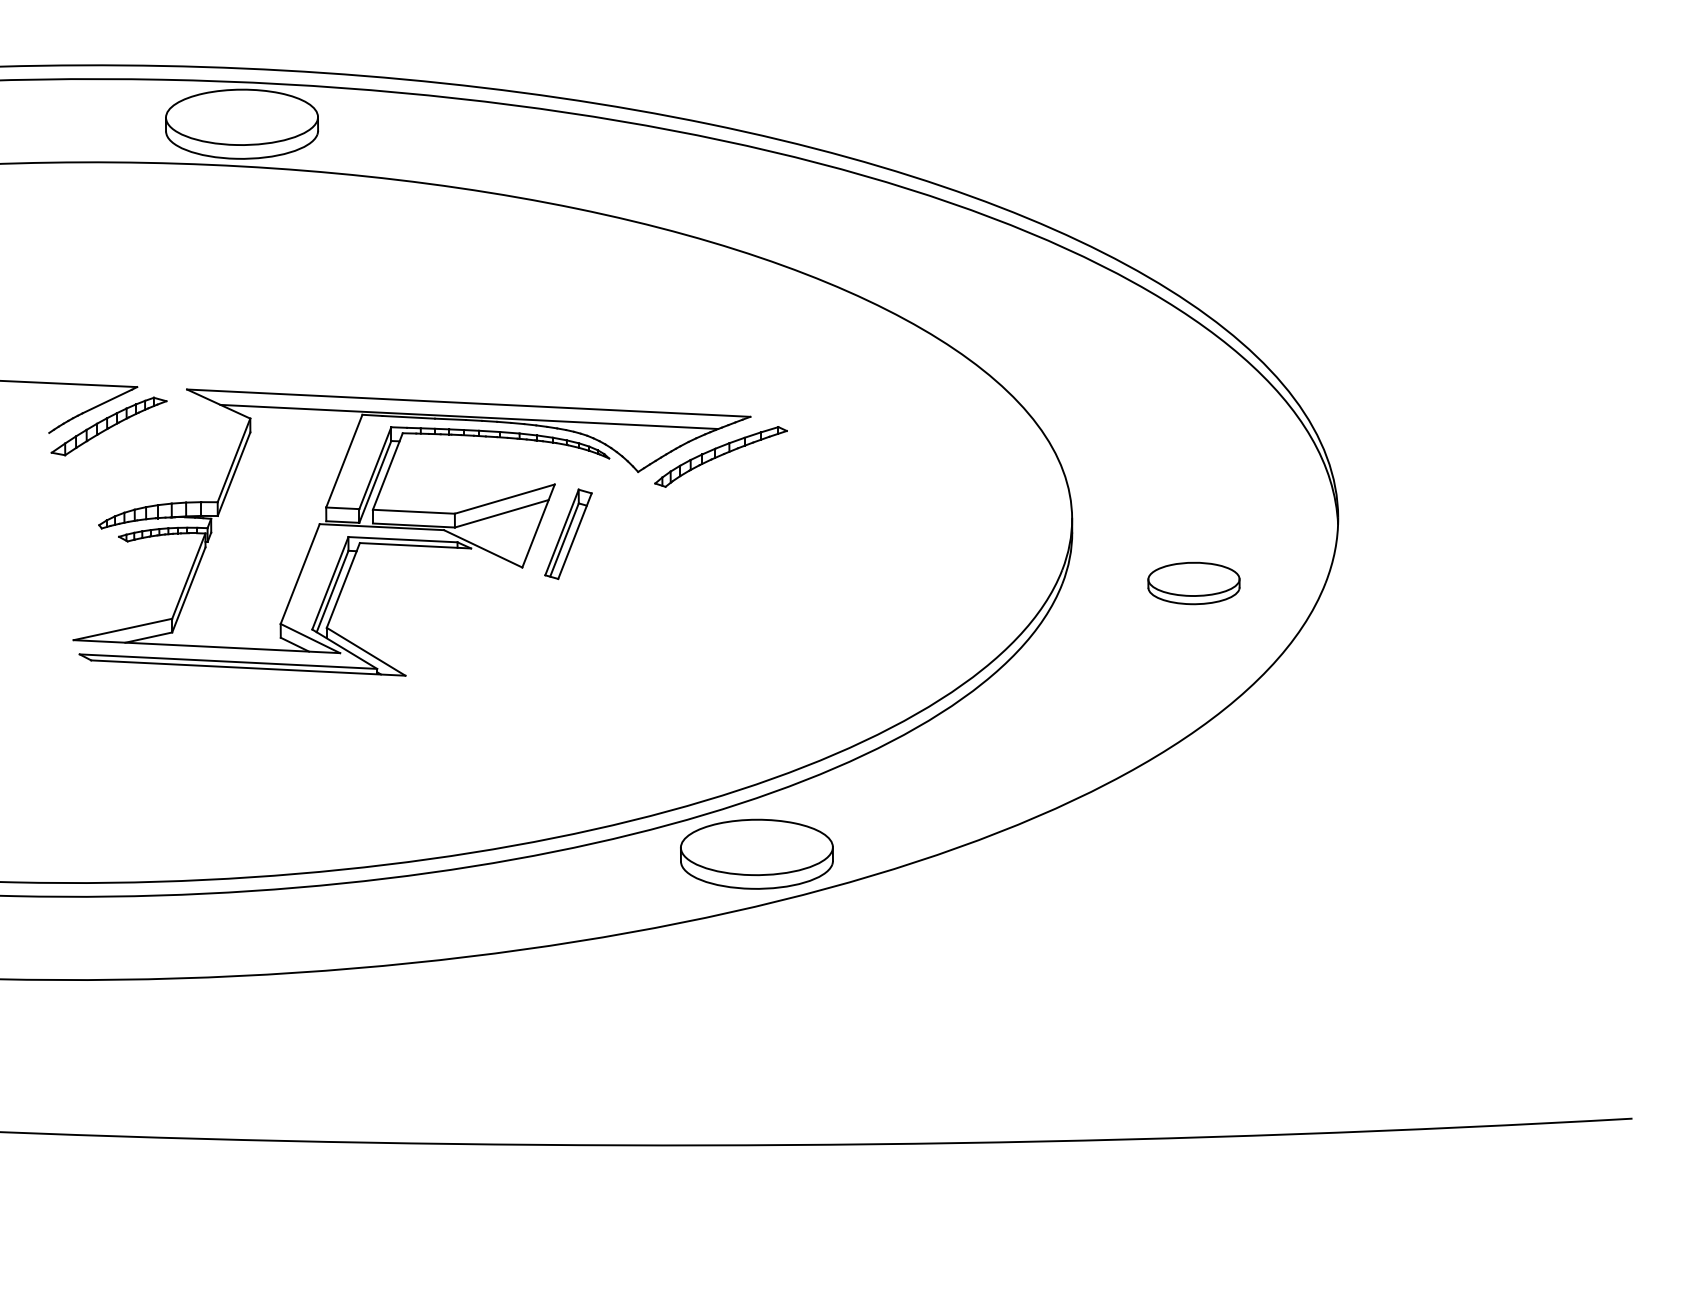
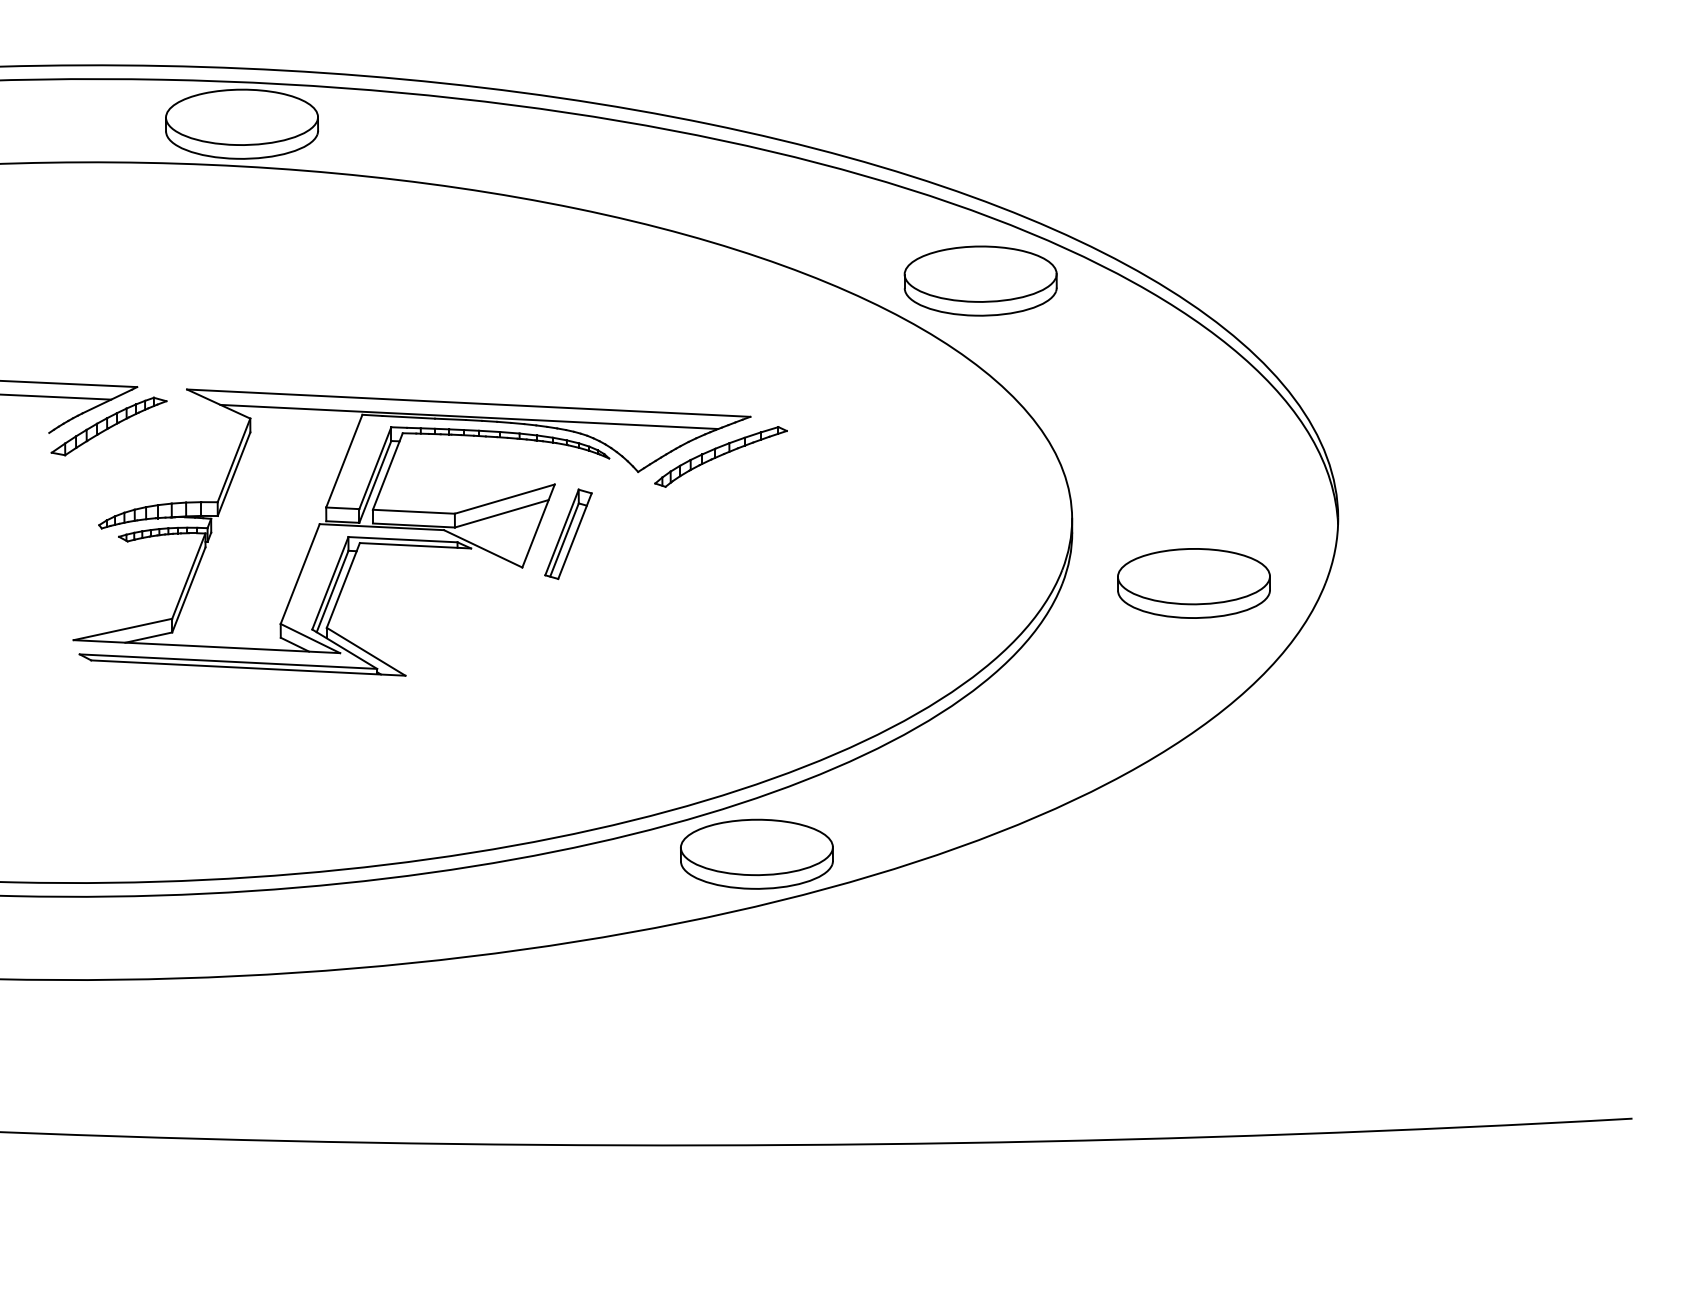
part: none -> present (980, 280)
line: none -> present (56, 396)
part size: 94x45 px -> 154x71 px (1193, 583)
